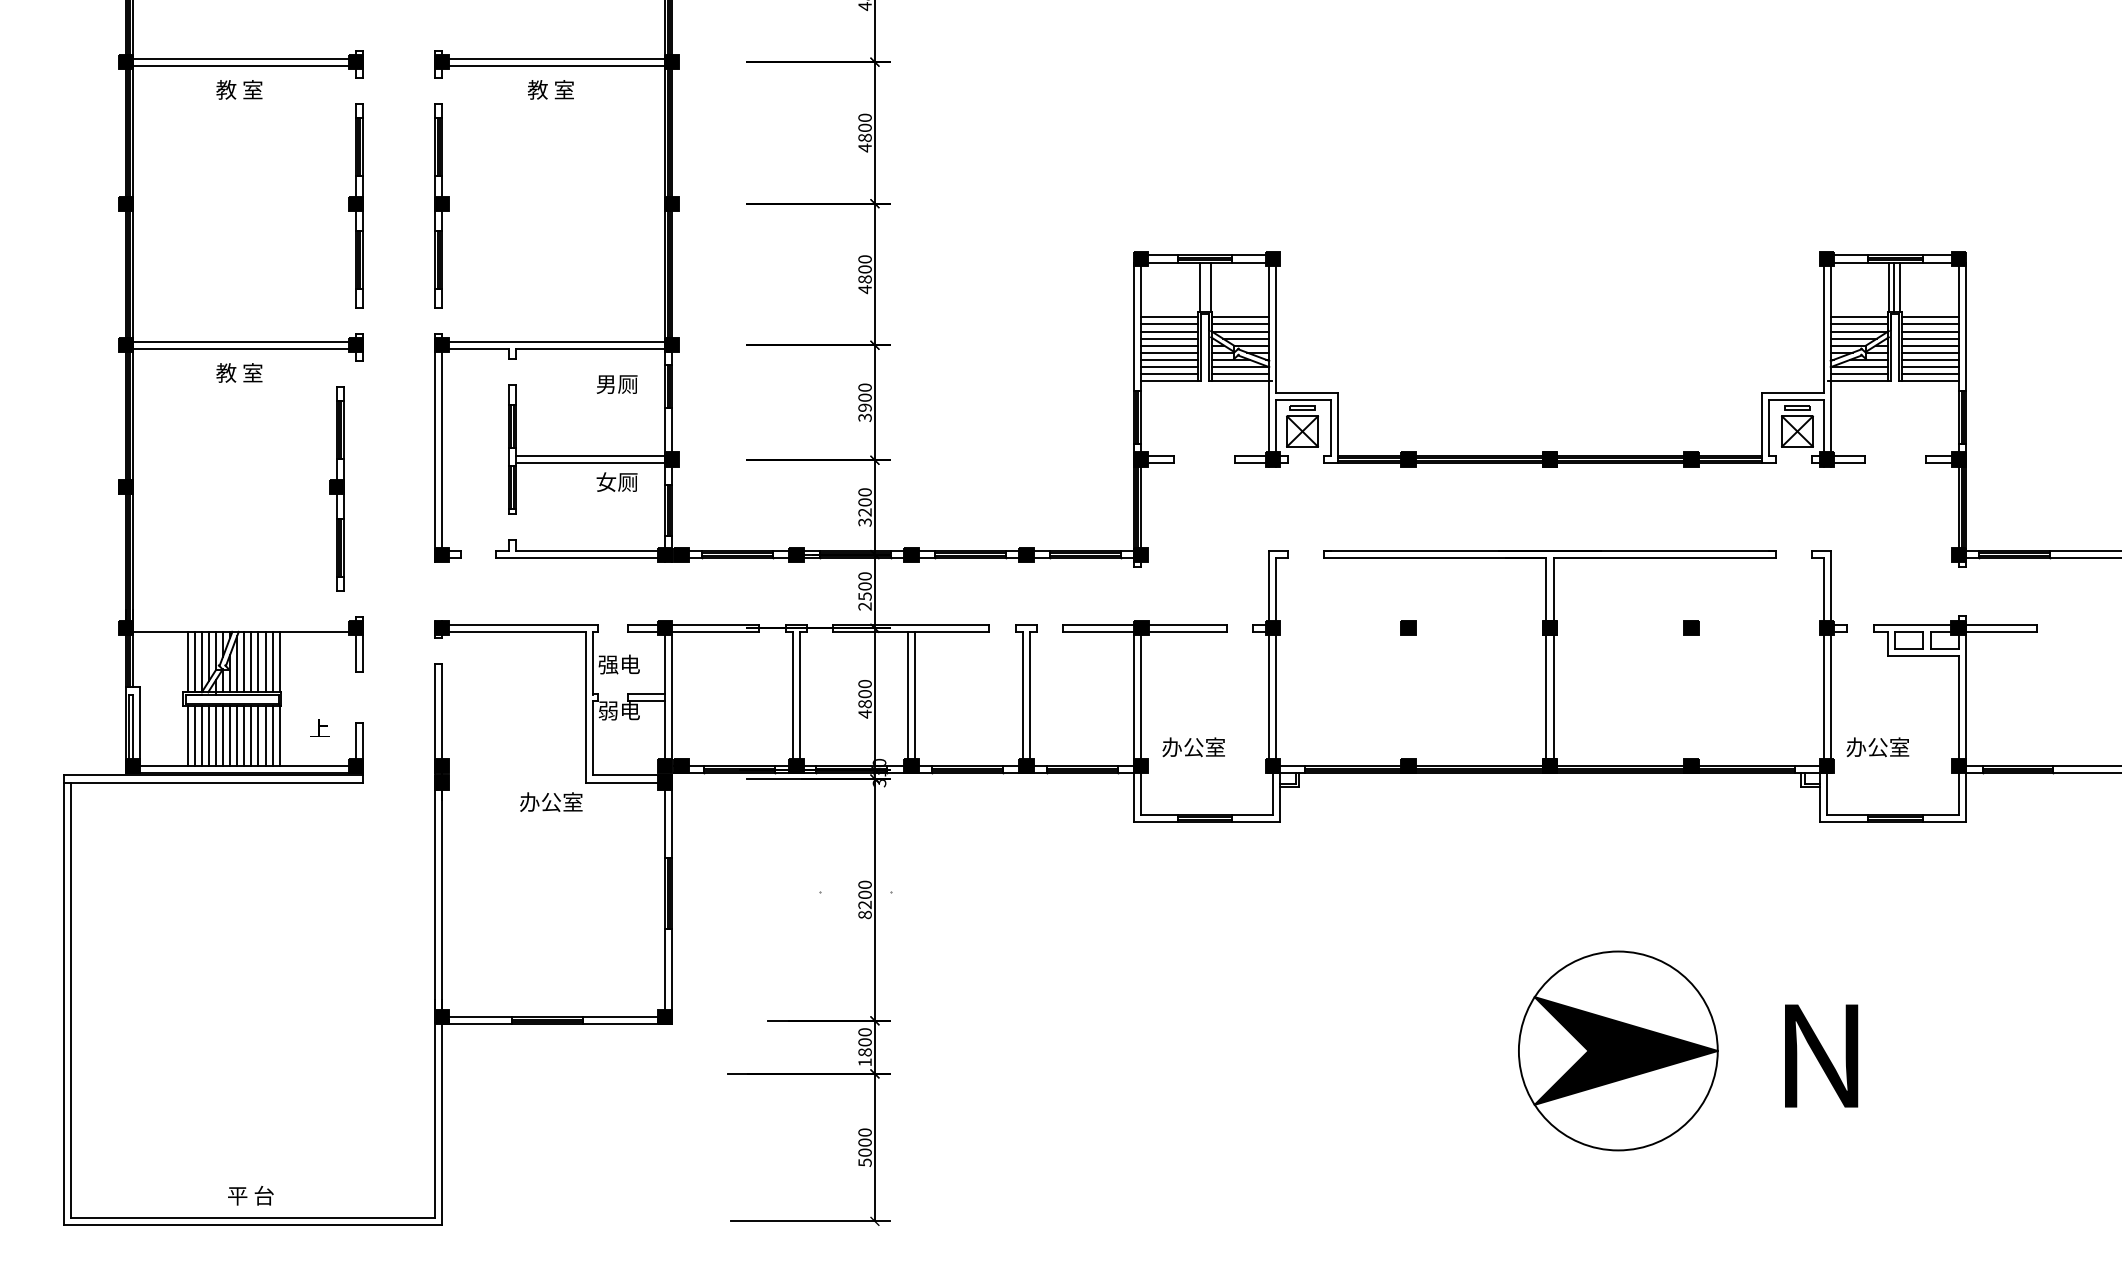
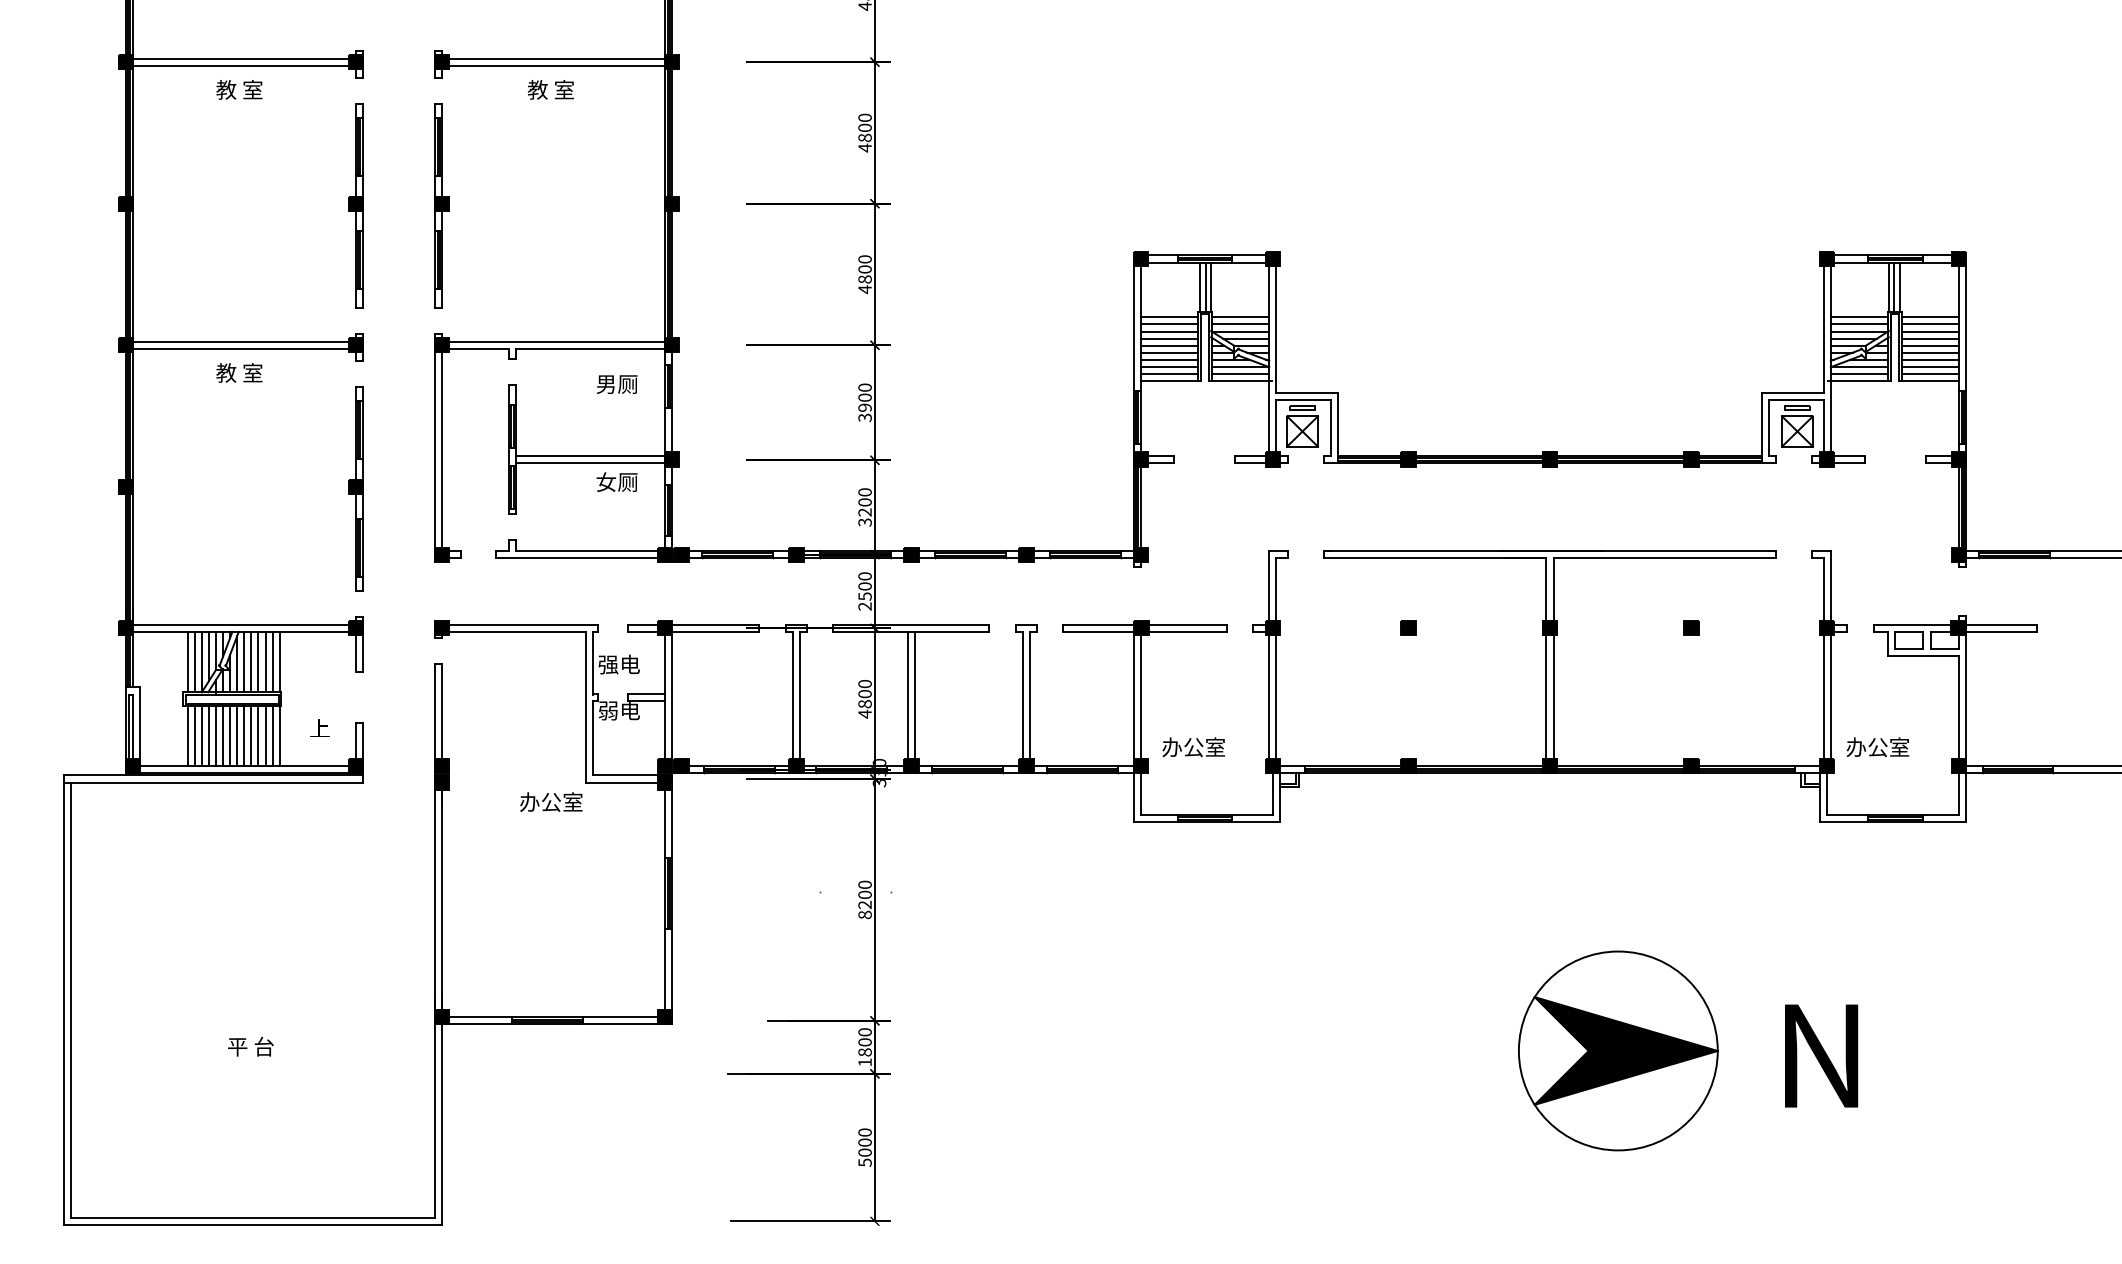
line: none -> present (1205, 286)
part position: (336, 488) -> (355, 488) (355, 488)
line: none -> present (247, 624)
text position: (250, 1195) -> (250, 1046) (250, 1046)
